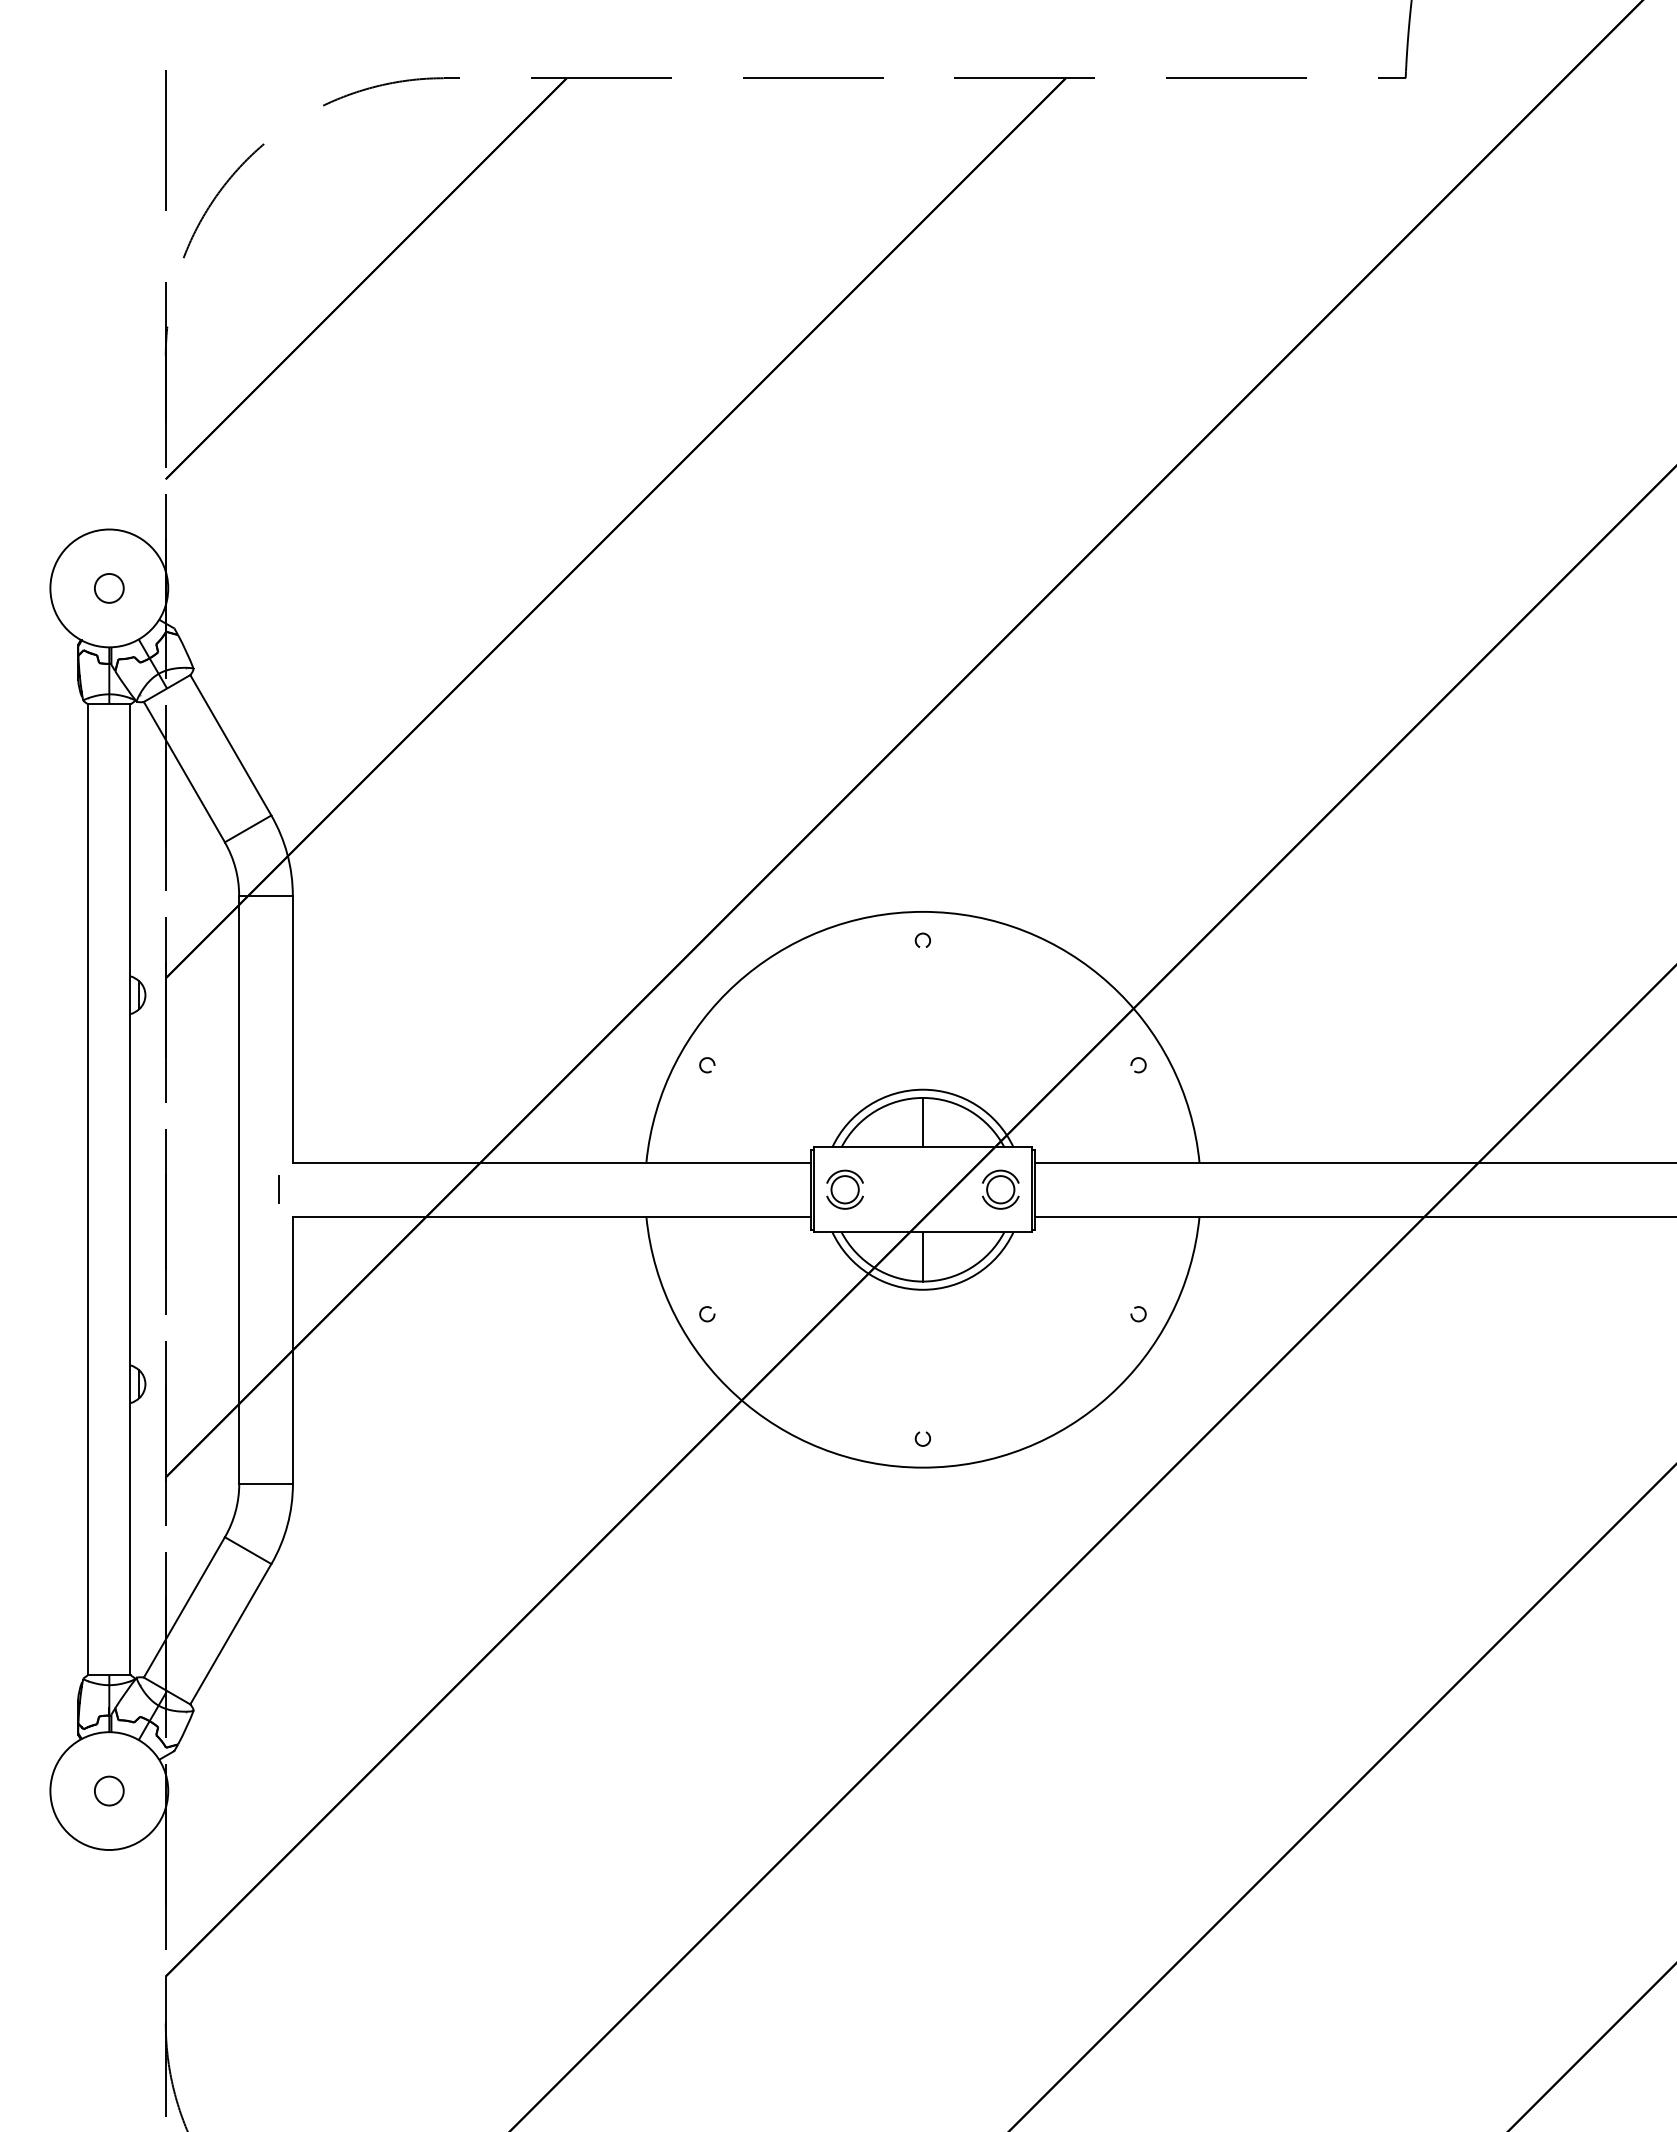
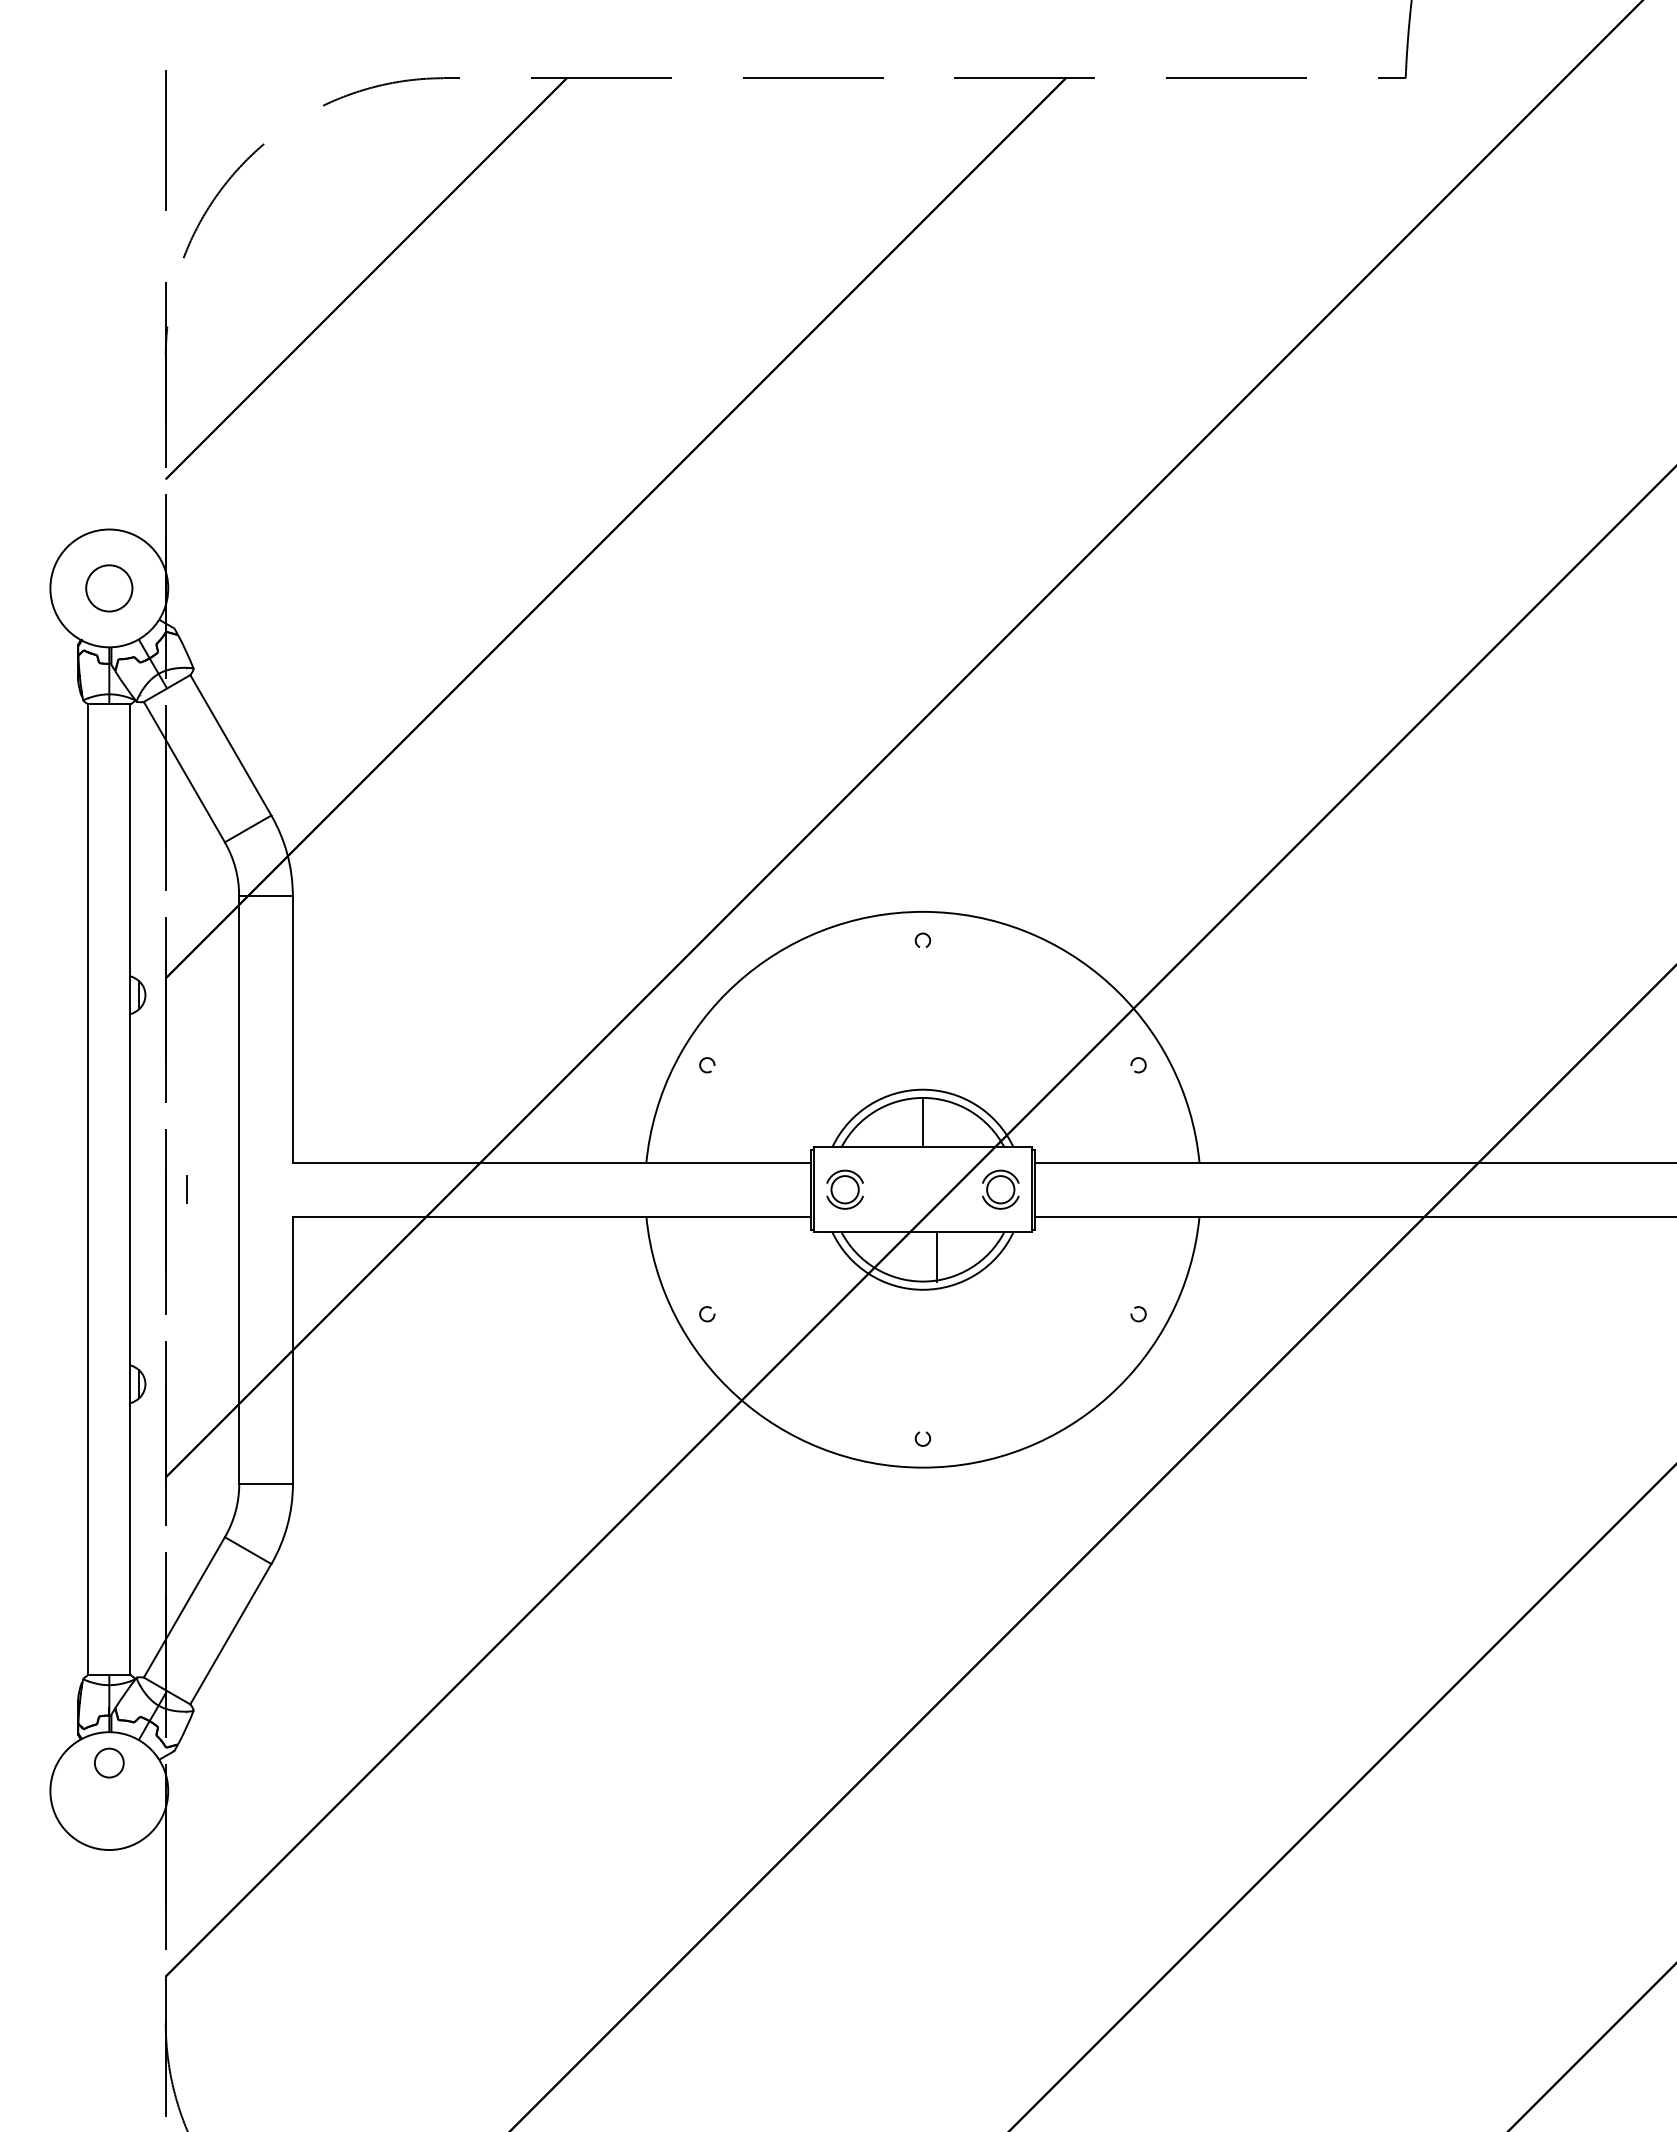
circle diameter: 29 px -> 46 px (109, 588)
line position: (278, 1189) -> (186, 1189) (186, 1189)
line position: (922, 1256) -> (936, 1256) (936, 1256)
circle position: (109, 1790) -> (109, 1762) (109, 1762)
